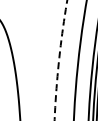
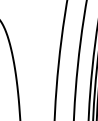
arc: dashed -> solid (59, 61)
